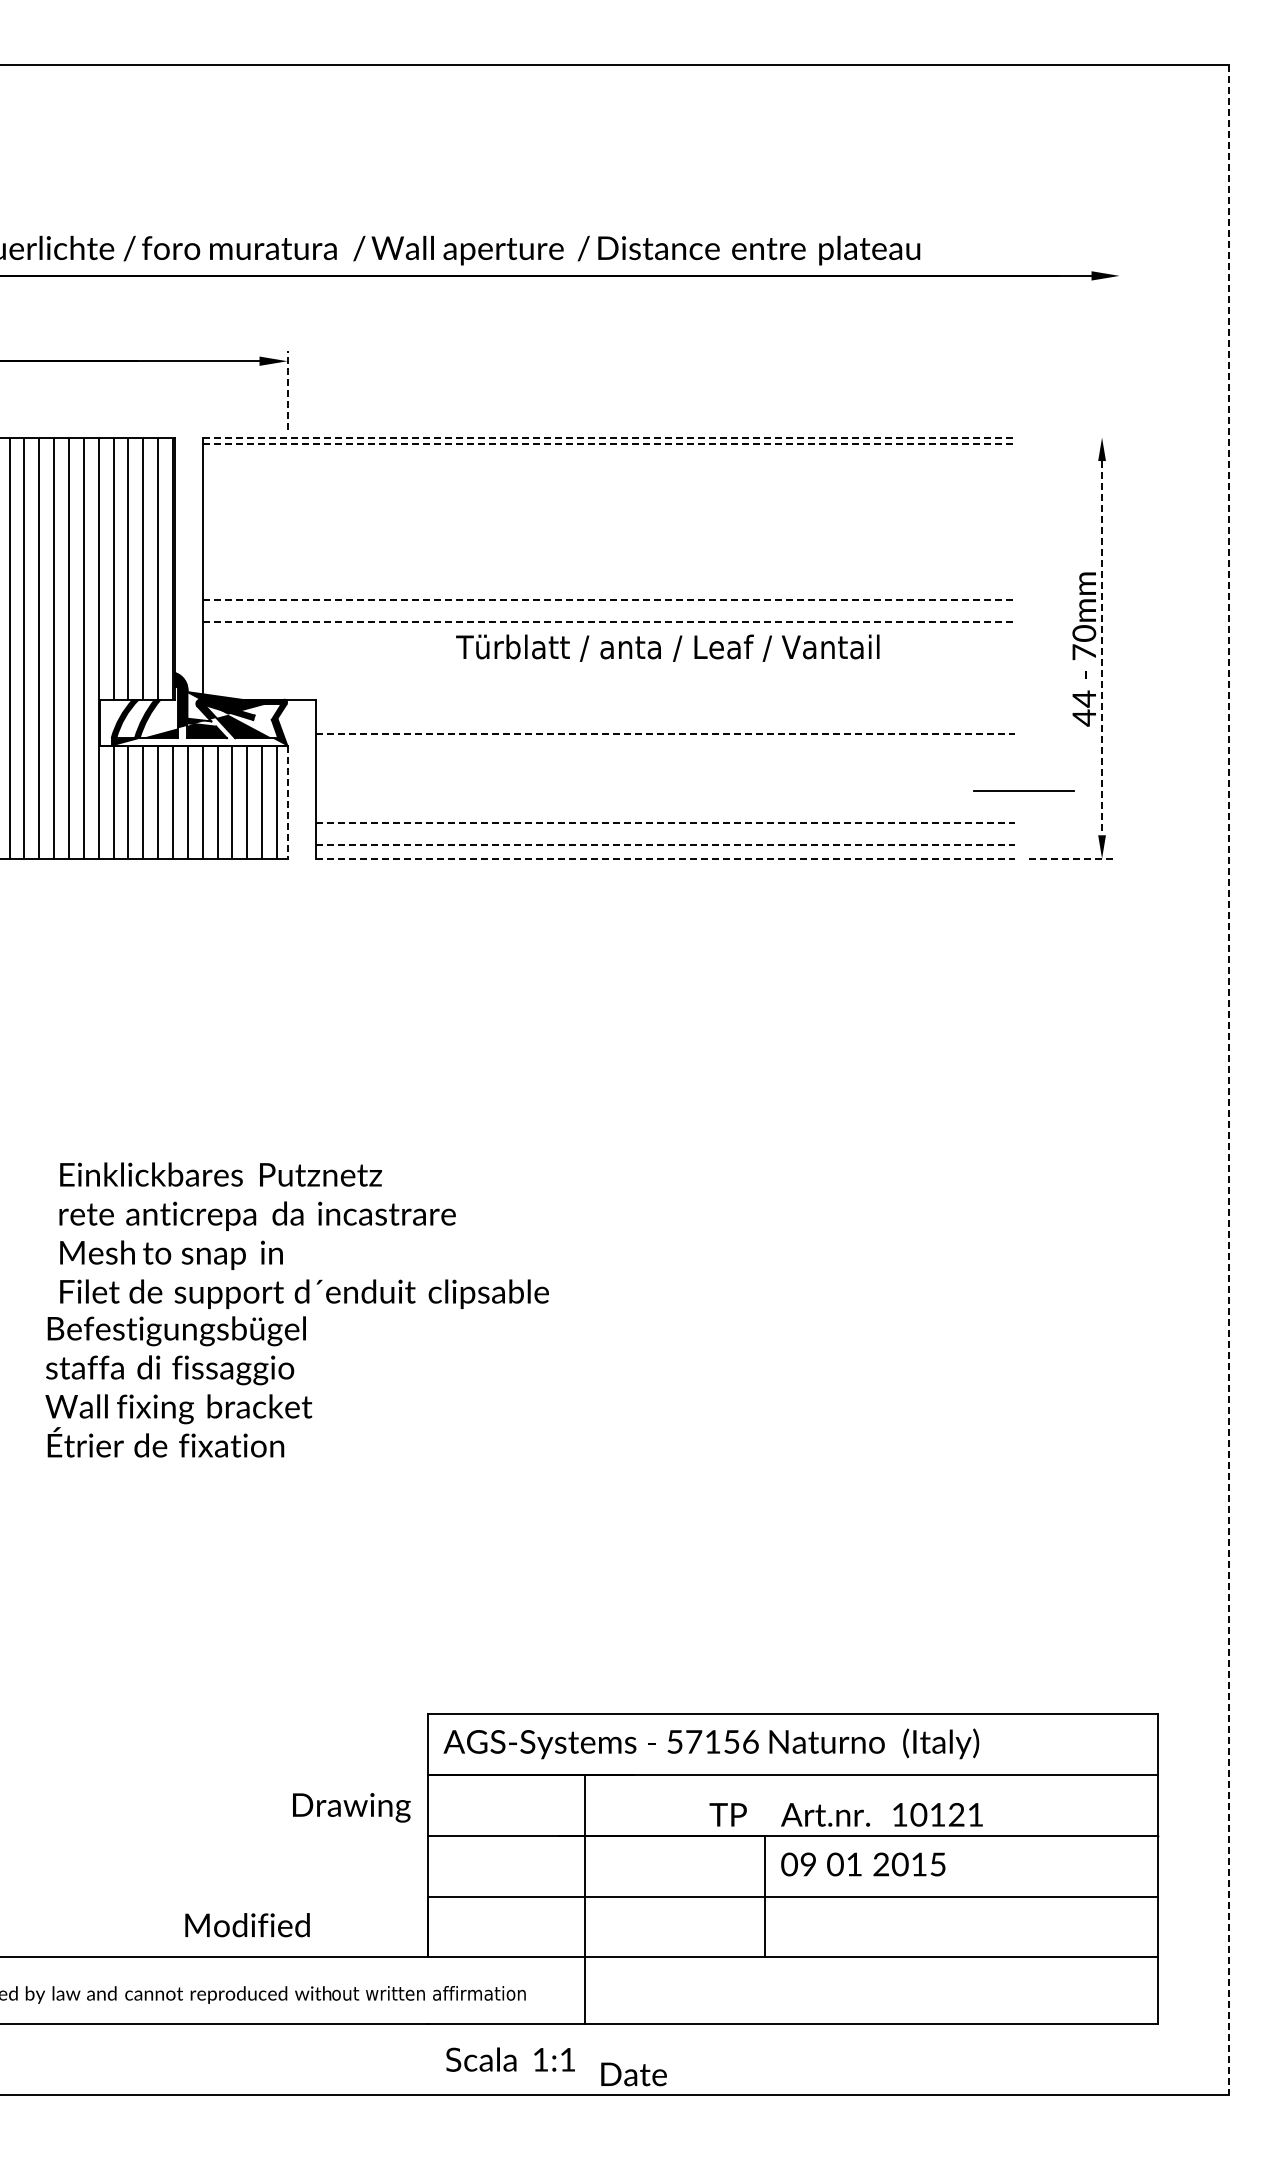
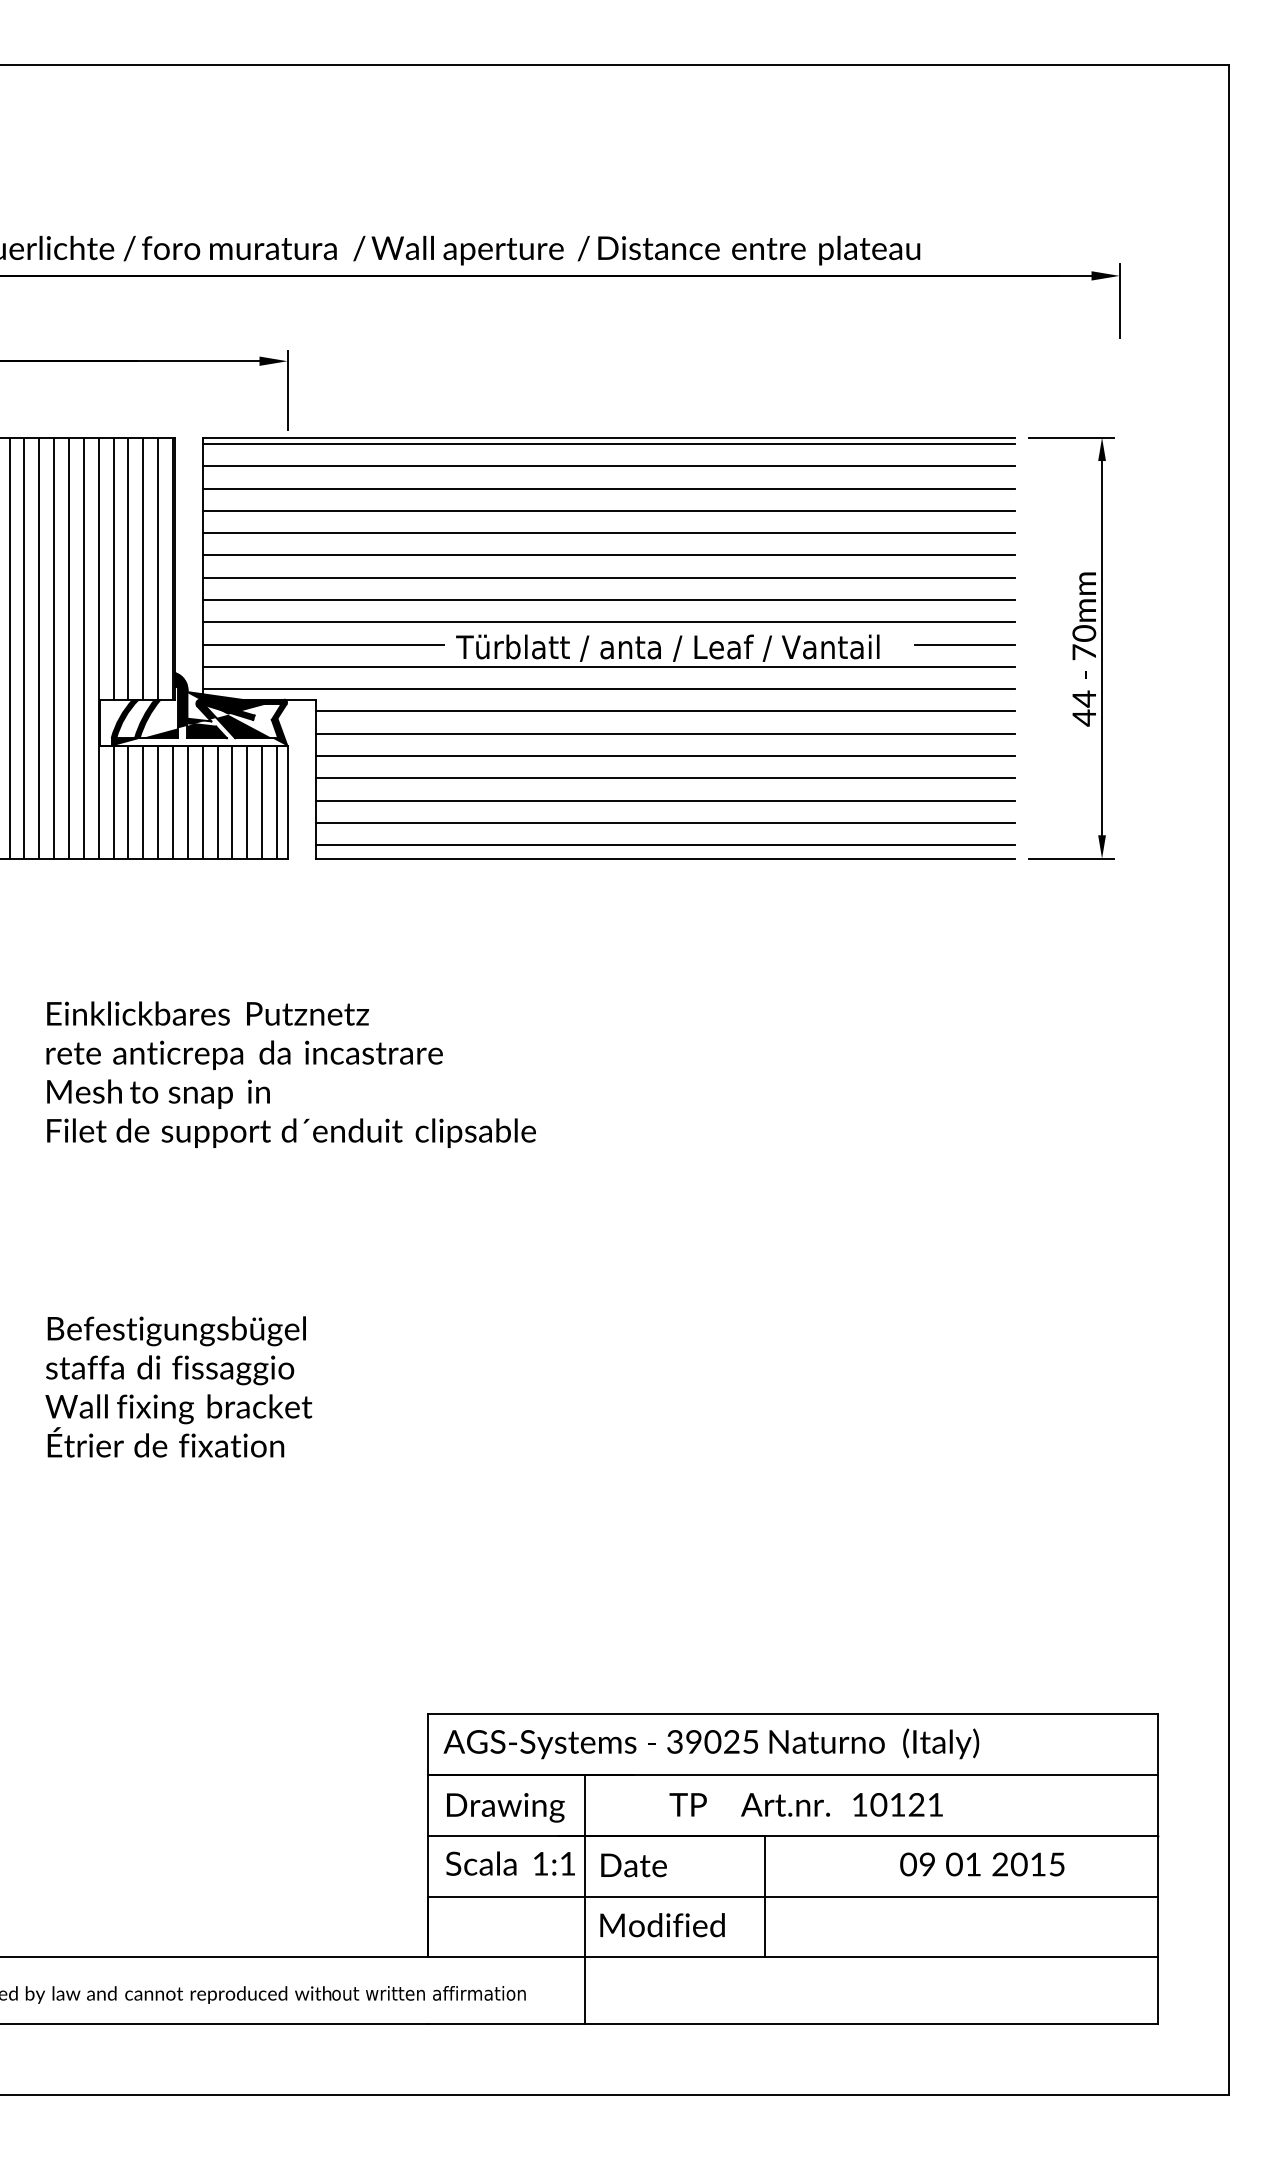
line: none -> present (1119, 301)
line: dashed -> solid (287, 390)
line: dashed -> solid (609, 437)
line: none -> present (1070, 437)
line: dashed -> solid (609, 444)
line: none -> present (608, 466)
line: none -> present (608, 488)
line: none -> present (608, 510)
line: none -> present (608, 533)
line: none -> present (608, 555)
line: none -> present (608, 577)
line: dashed -> solid (609, 600)
line: dashed -> solid (609, 622)
line: none -> present (323, 644)
line: dashed -> solid (1102, 648)
line: none -> present (608, 666)
line: none -> present (608, 689)
line: none -> present (664, 711)
line: dashed -> solid (665, 733)
line: none -> present (664, 755)
line: none -> present (664, 778)
line position: (1023, 790) -> (964, 644) (964, 644)
line: none -> present (664, 800)
line: dashed -> solid (287, 803)
line: dashed -> solid (665, 822)
line: dashed -> solid (665, 845)
line: dashed -> solid (665, 858)
line: dashed -> solid (1071, 858)
line: dashed -> solid (1228, 1080)
text position: (303, 1235) -> (290, 1074) (290, 1074)
text: 57156 -> 39025 (712, 1741)
text position: (351, 1807) -> (505, 1807) (505, 1807)
text position: (845, 1814) -> (805, 1804) (805, 1804)
text position: (863, 1864) -> (982, 1864) (982, 1864)
text position: (247, 1925) -> (662, 1925) (662, 1925)
text position: (510, 2059) -> (510, 1863) (510, 1863)
text position: (633, 2074) -> (633, 1865) (633, 1865)
